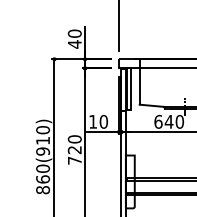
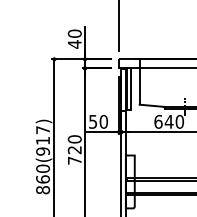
text: 10 -> 50 (92, 121)
text: 860(910) -> 860(917) (43, 130)
